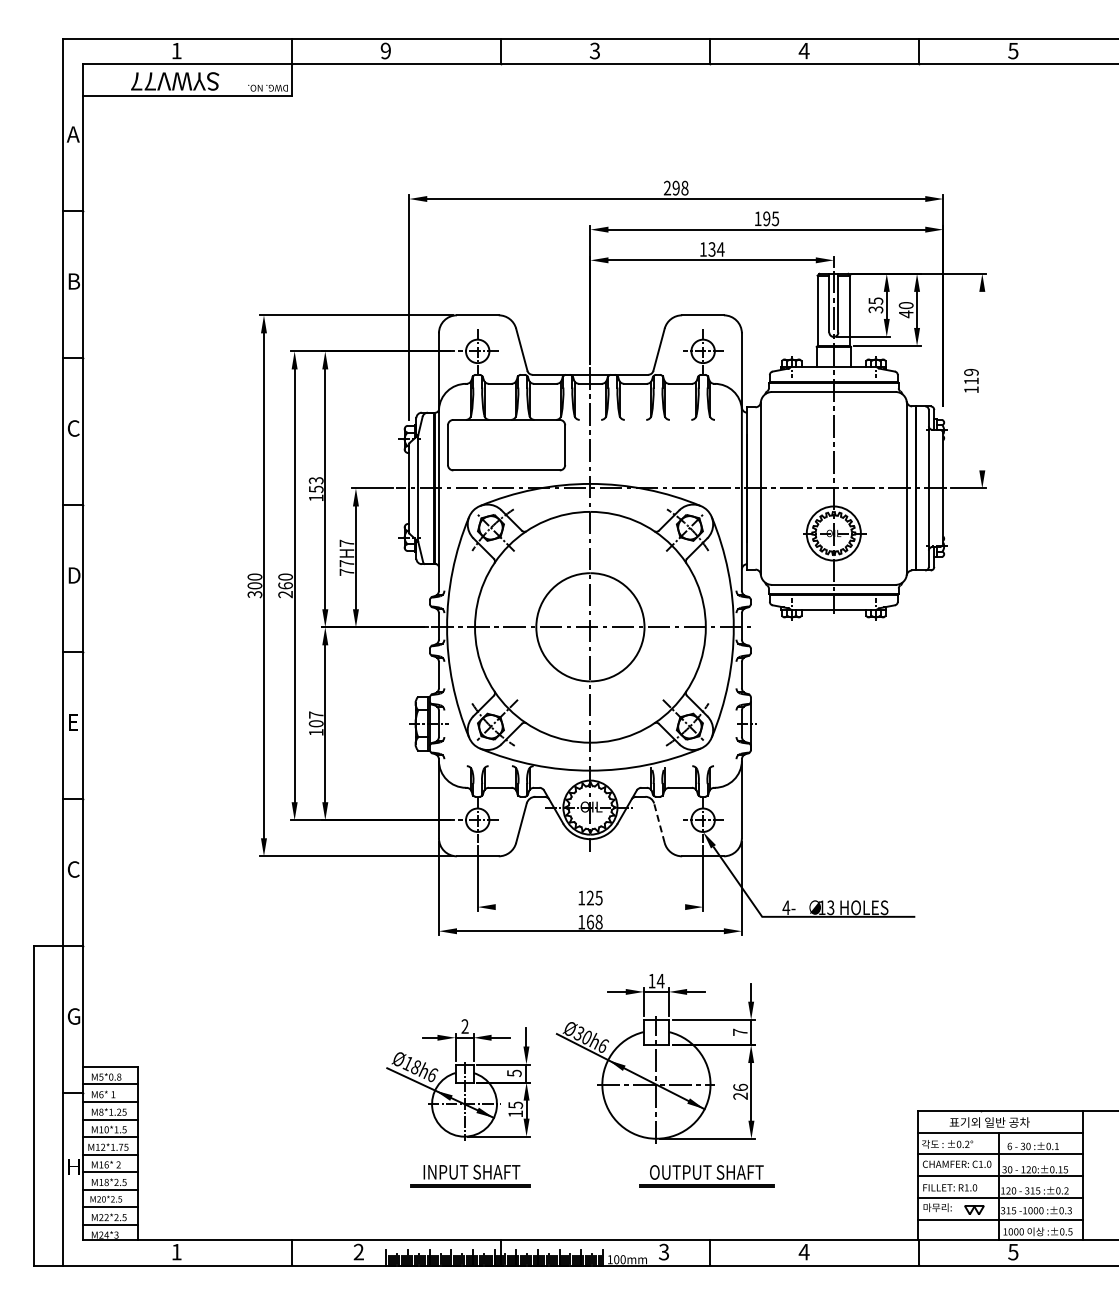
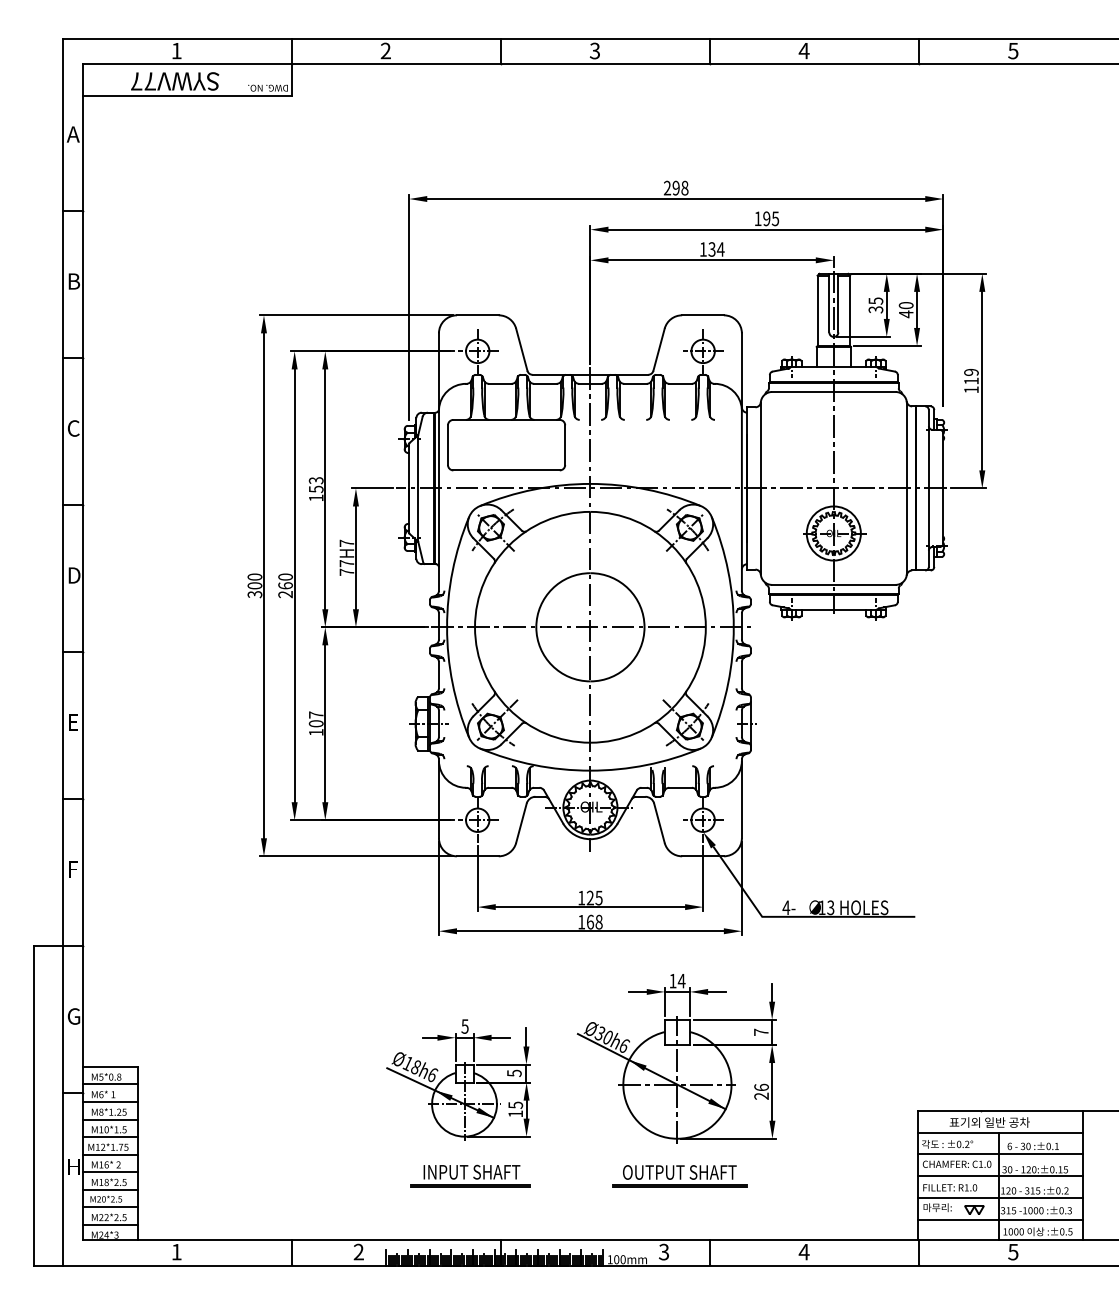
text: 9 -> 2 (385, 51)
line: none -> present (982, 380)
line: dashed -> solid (659, 822)
text: C -> F (73, 869)
line: none -> present (590, 907)
text: 2 -> 5 (464, 1026)
part position: (655, 1058) -> (676, 1058) (676, 1058)
part position: (706, 1176) -> (679, 1176) (679, 1176)
